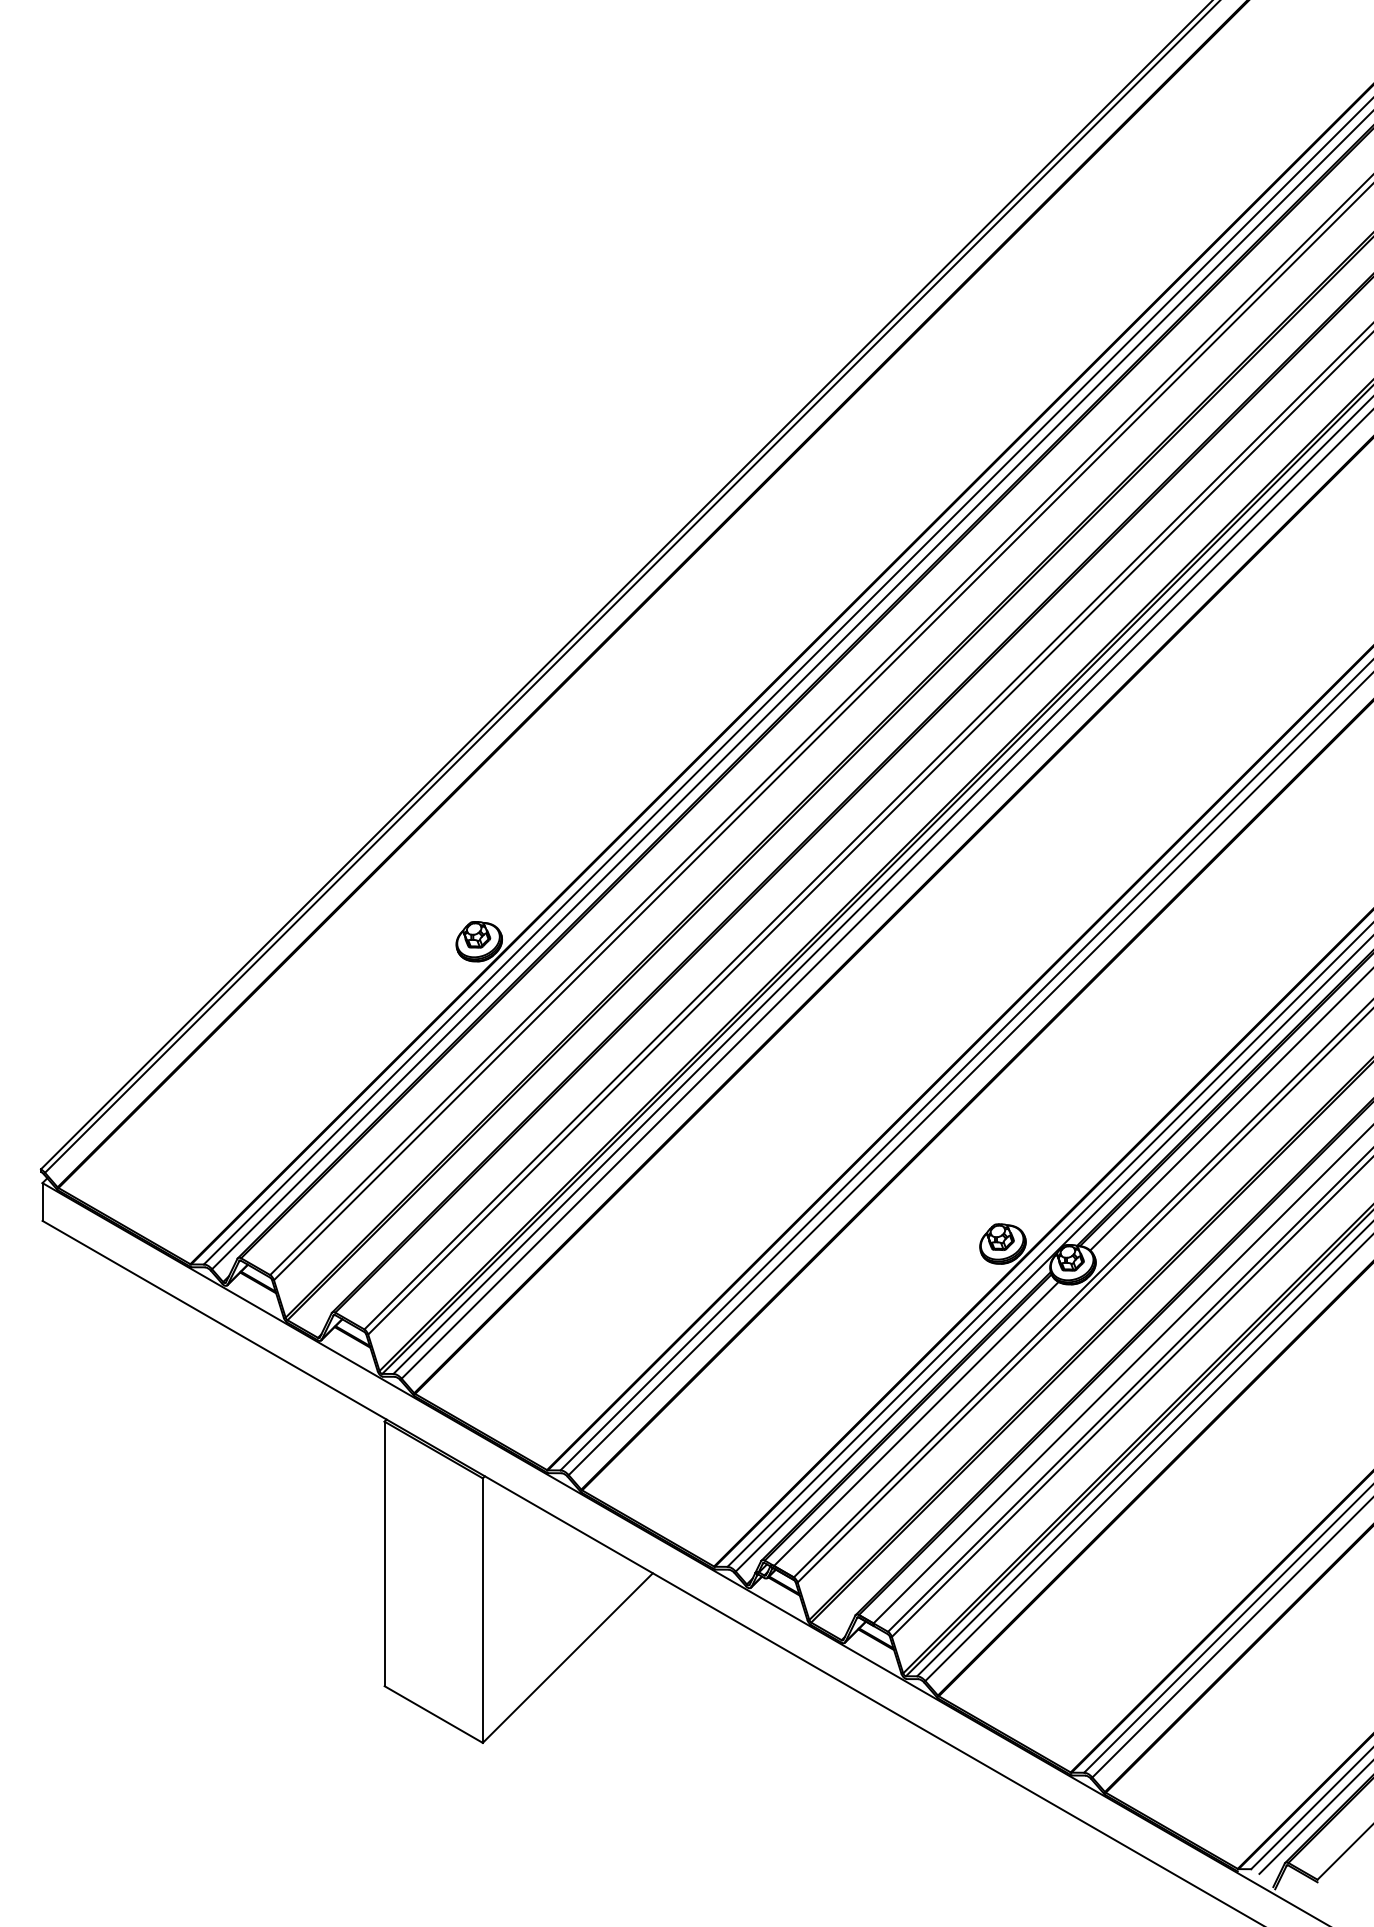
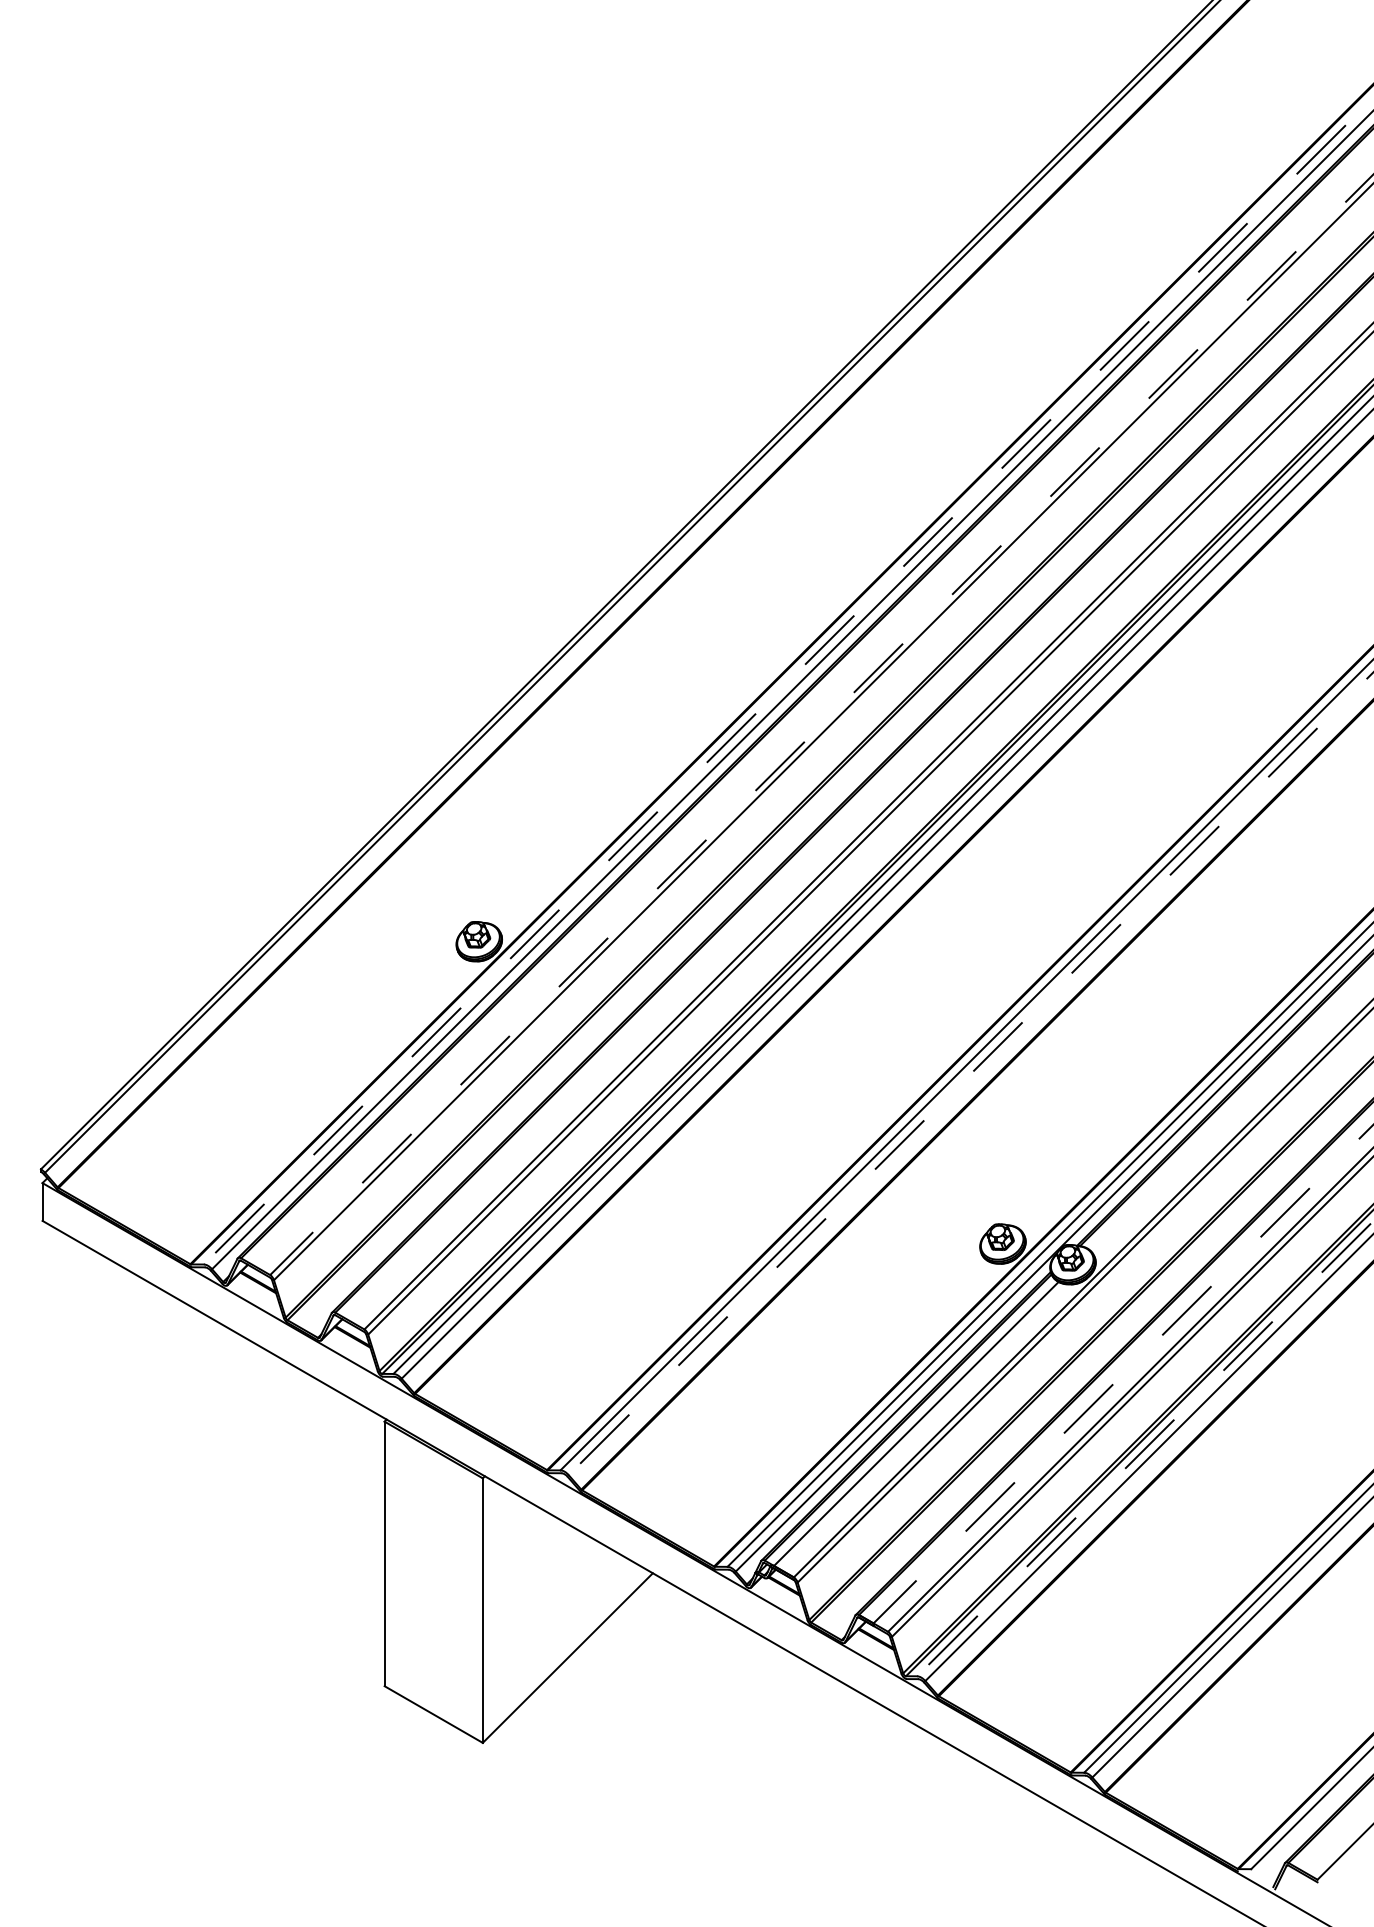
line: solid -> dashed (788, 681)
line: solid -> dashed (821, 724)
line: solid -> dashed (970, 1073)
line: present -> none (1230, 1110)
line: solid -> dashed (1123, 1374)
line: solid -> dashed (1145, 1448)
line: present -> none (1314, 1818)
